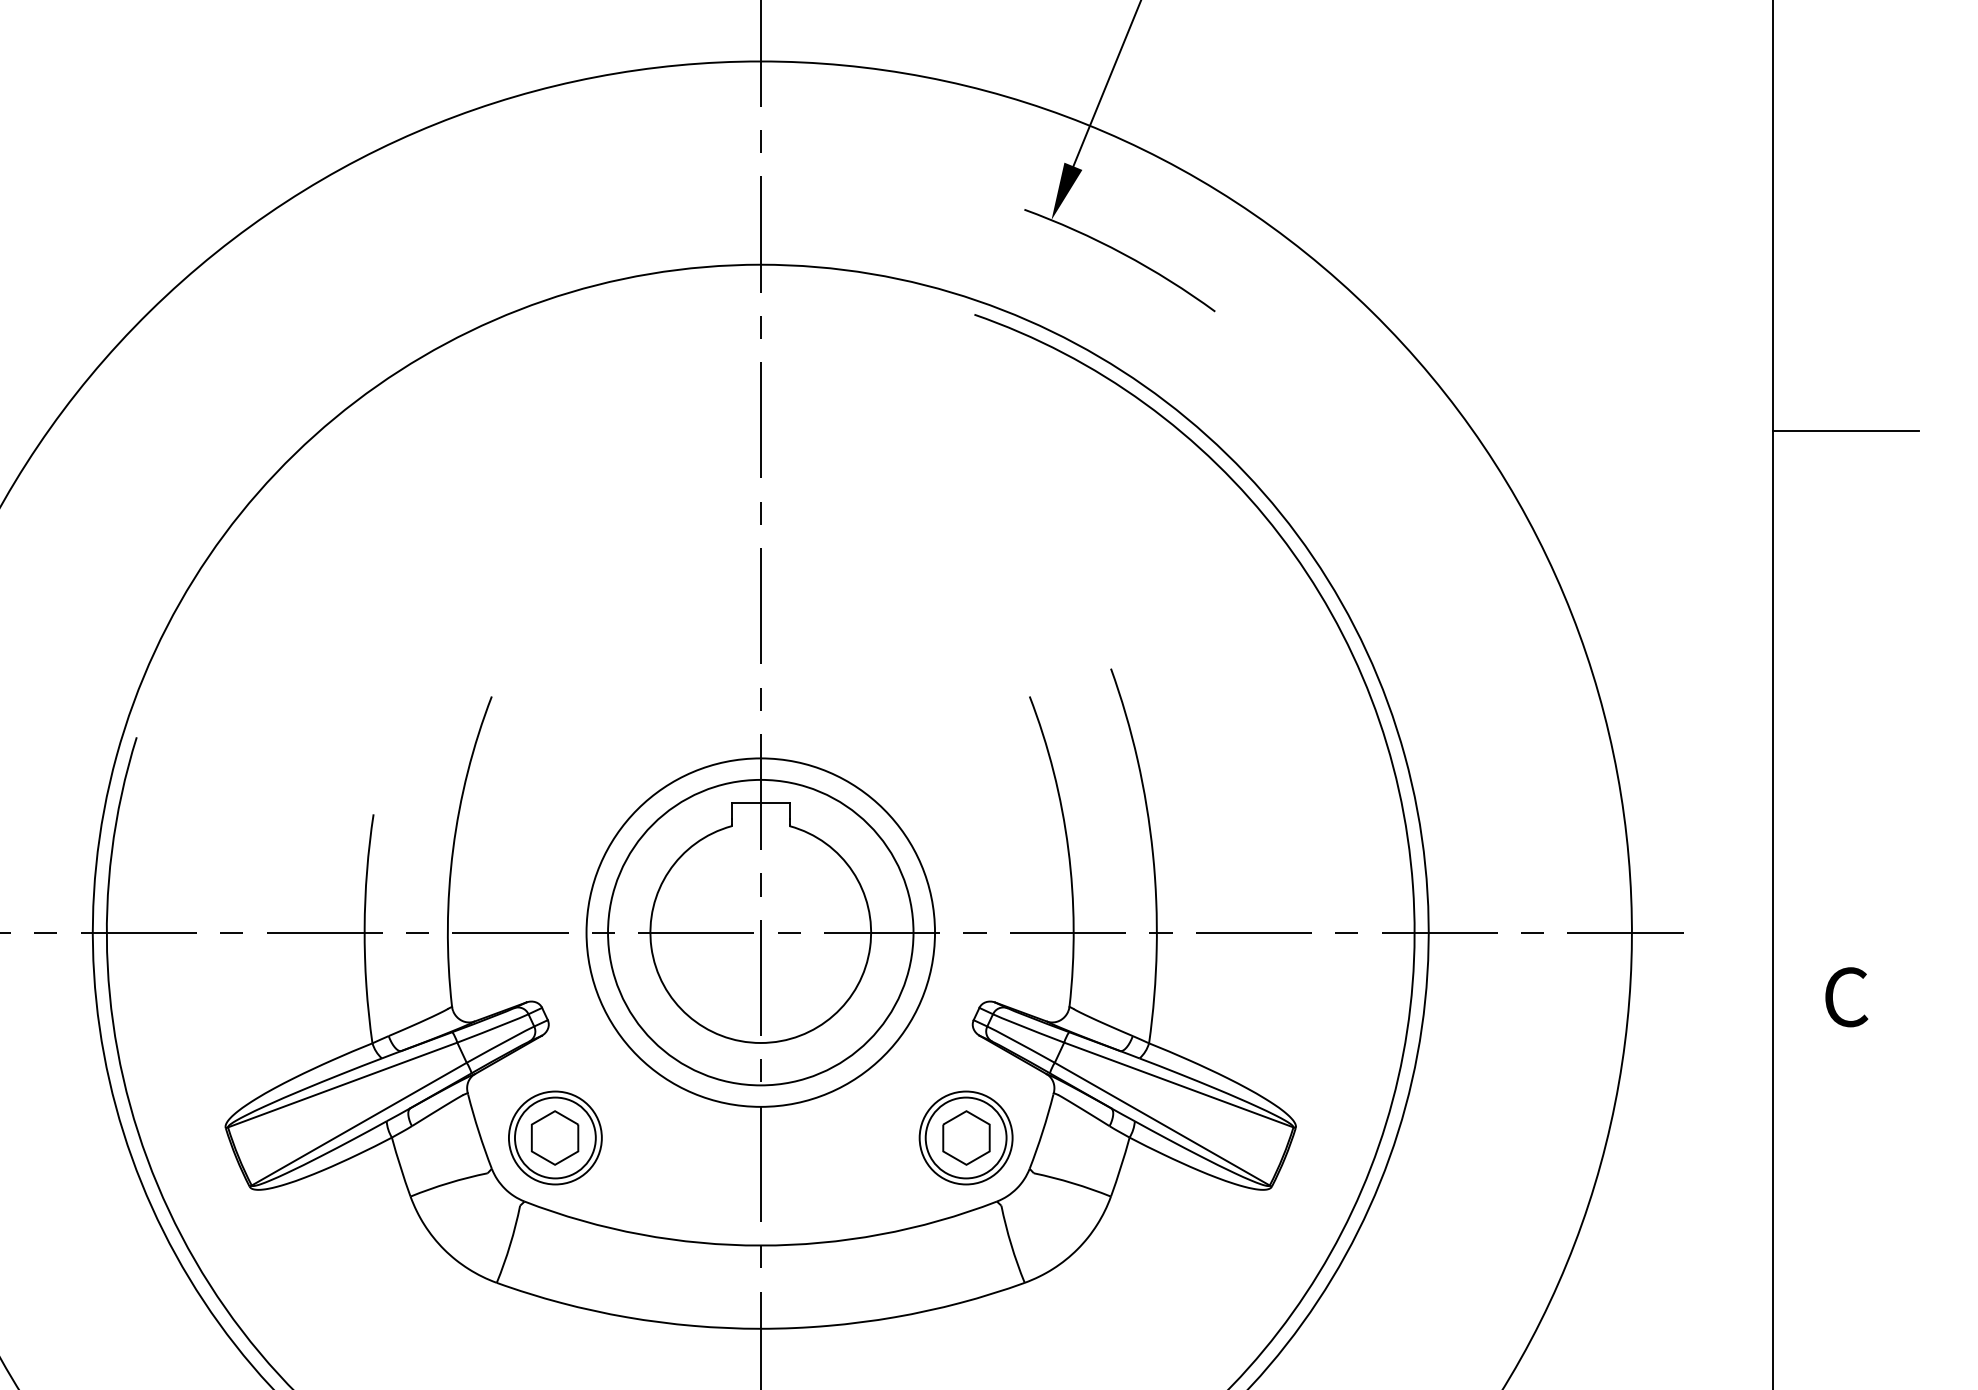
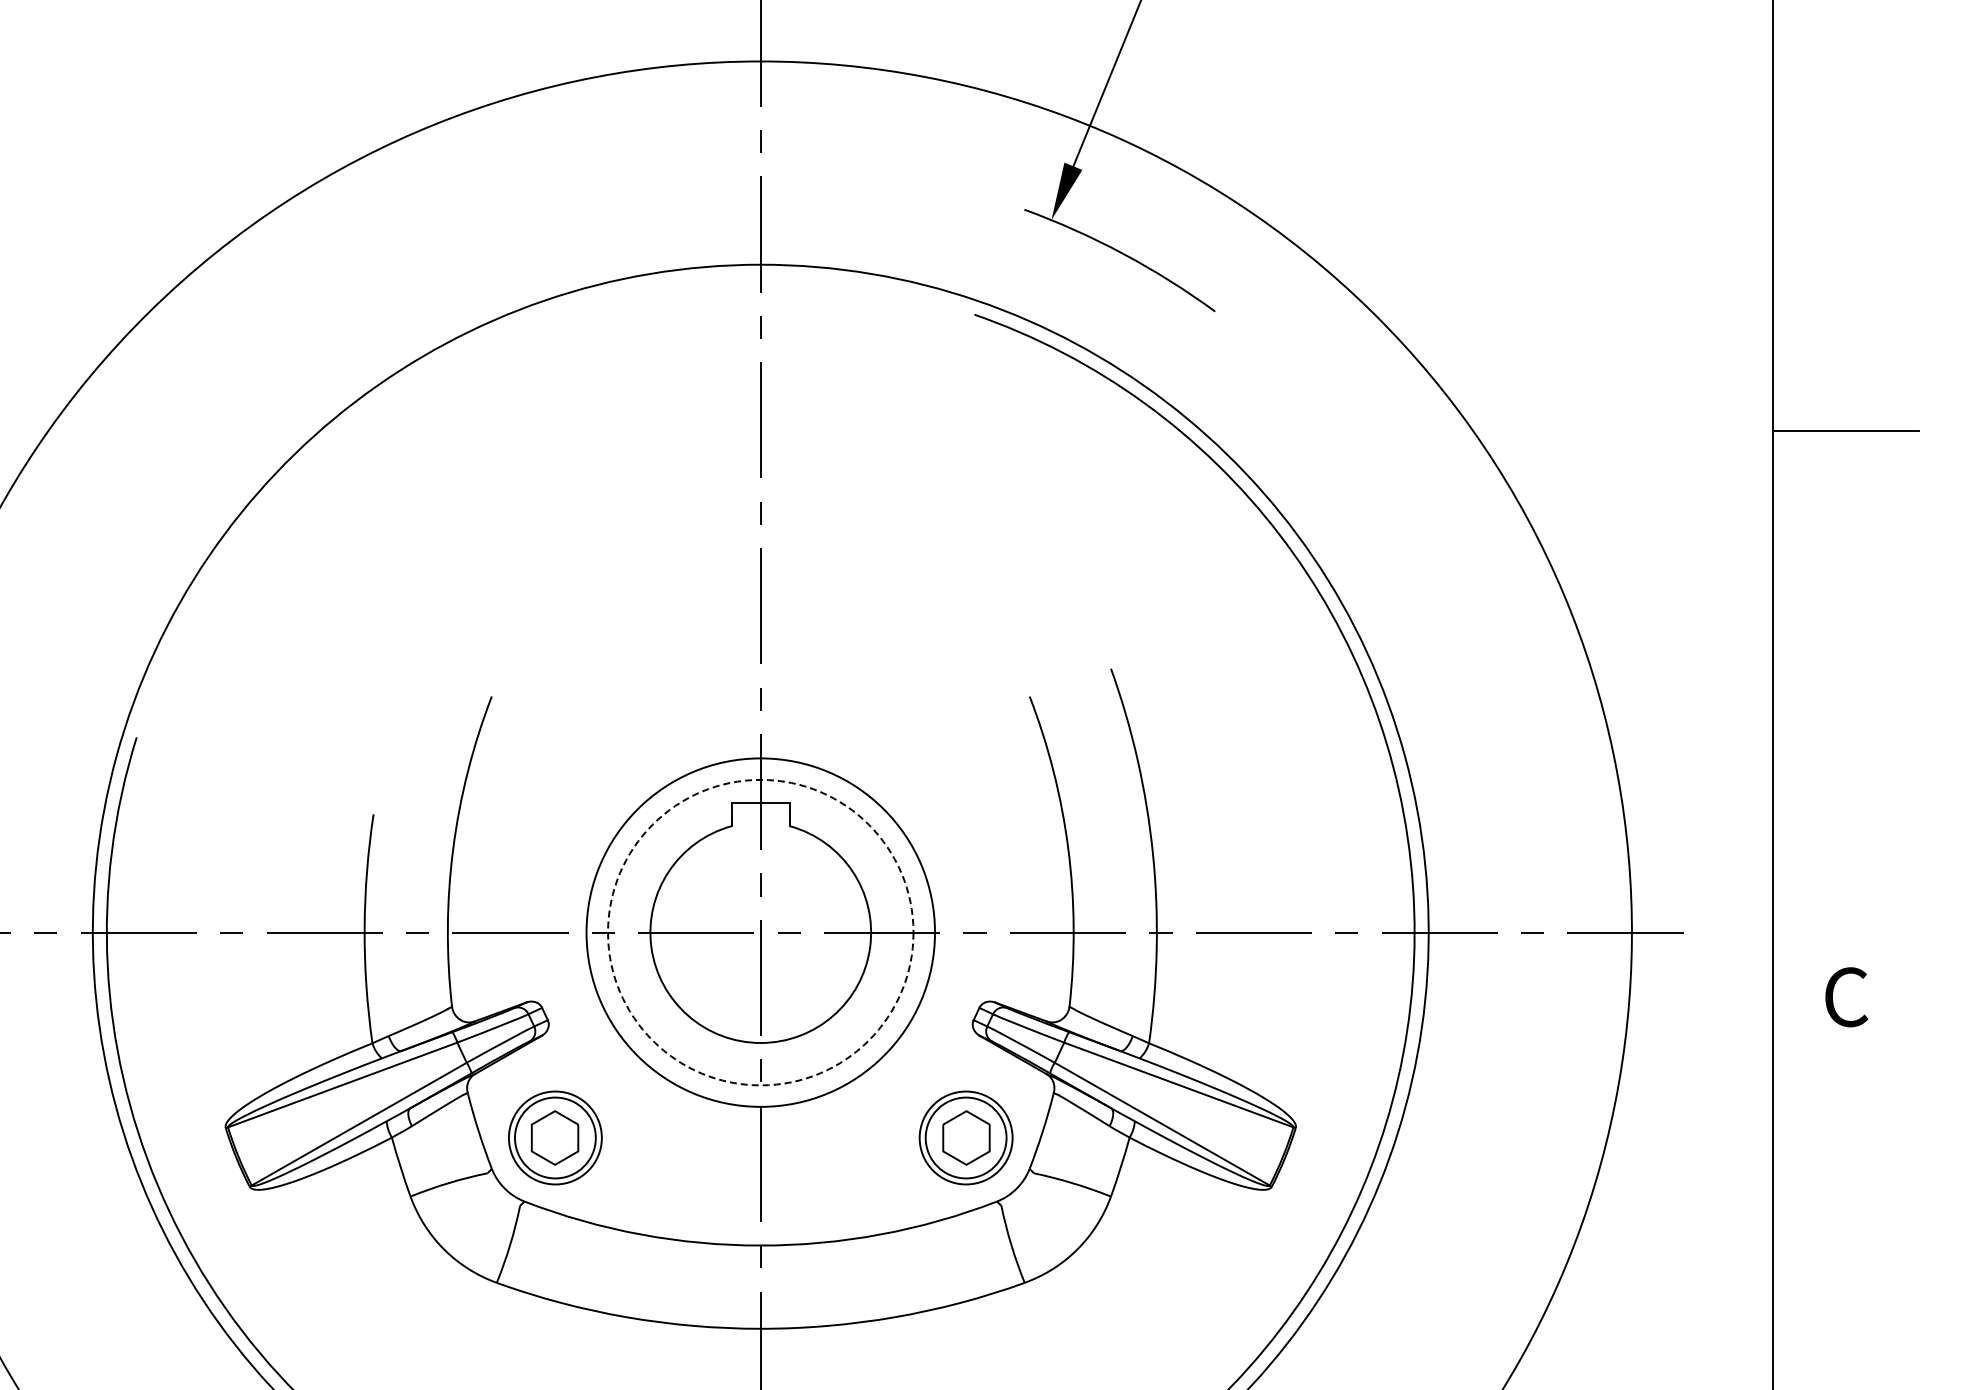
circle: solid -> dashed (760, 932)
